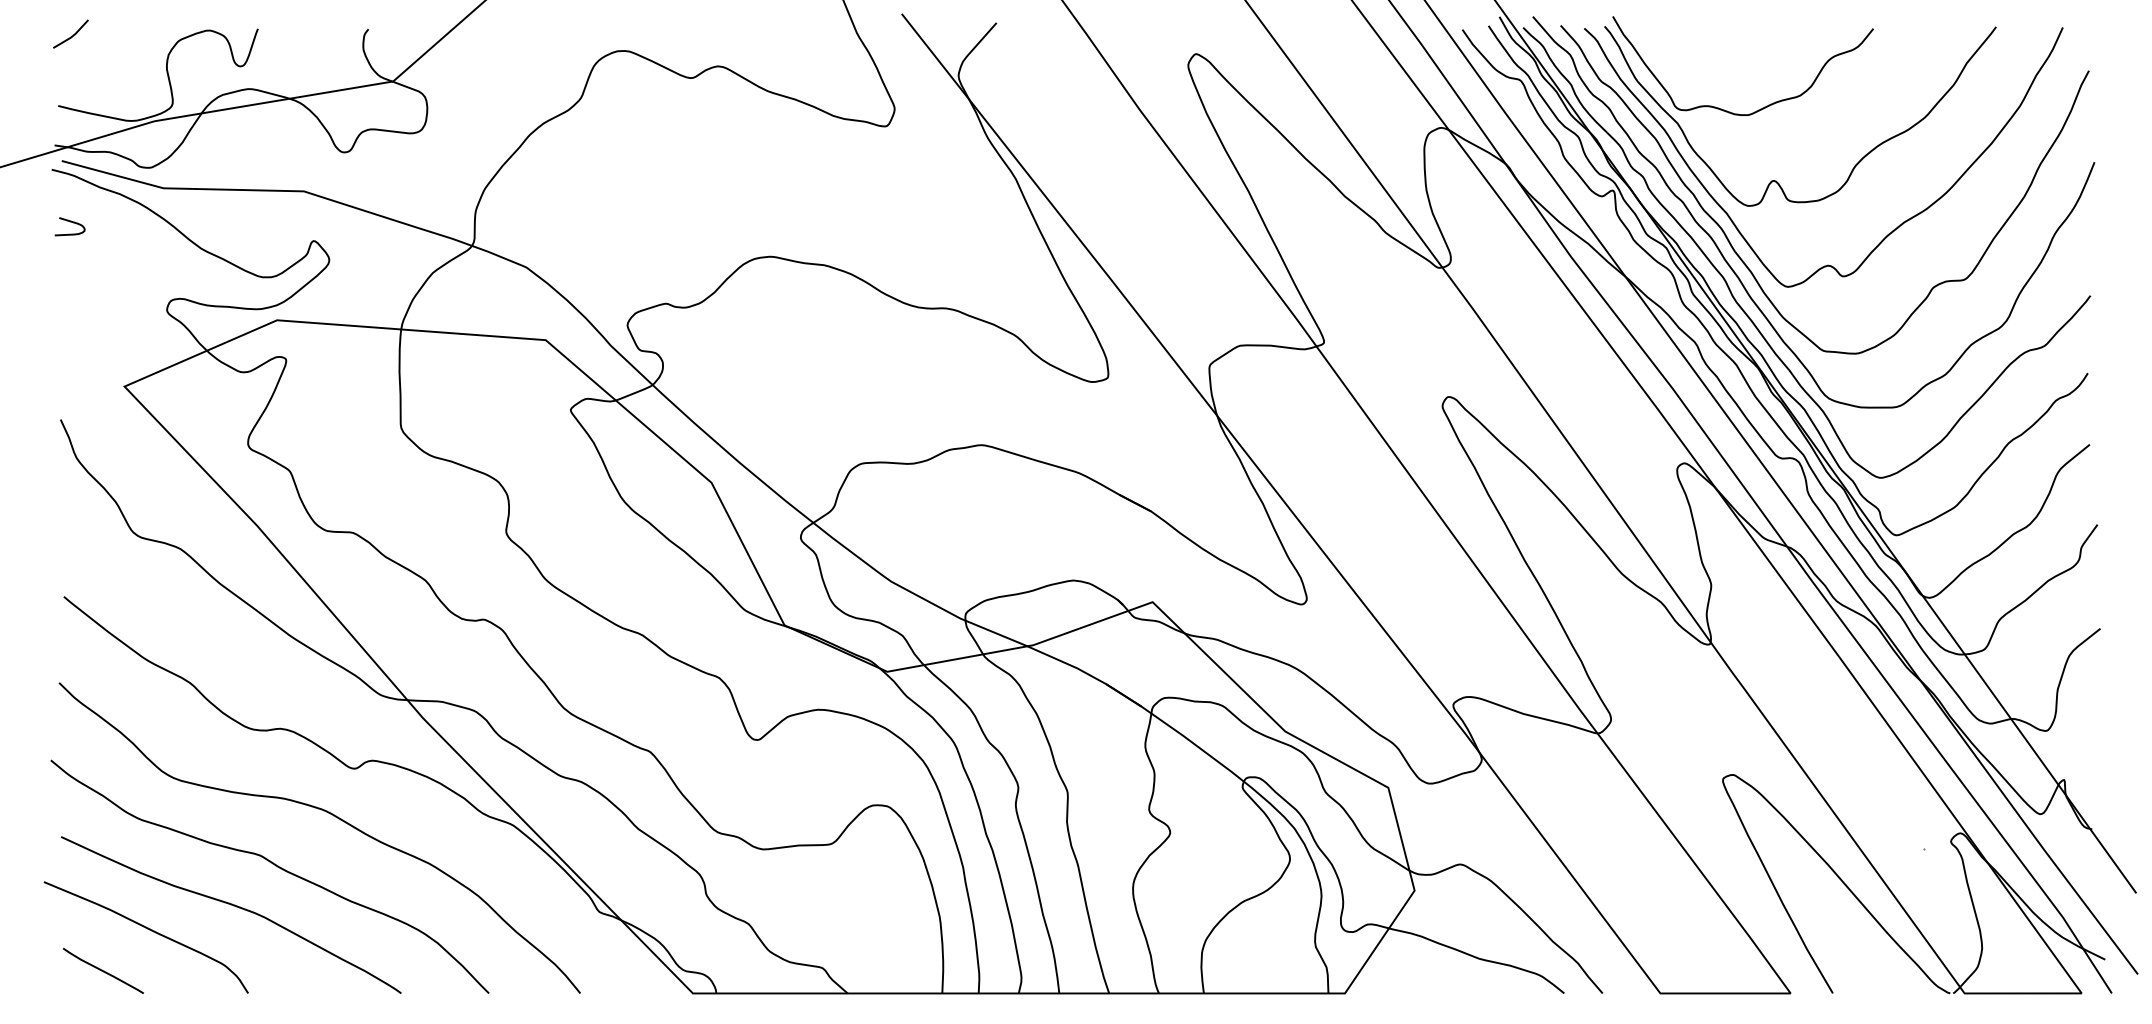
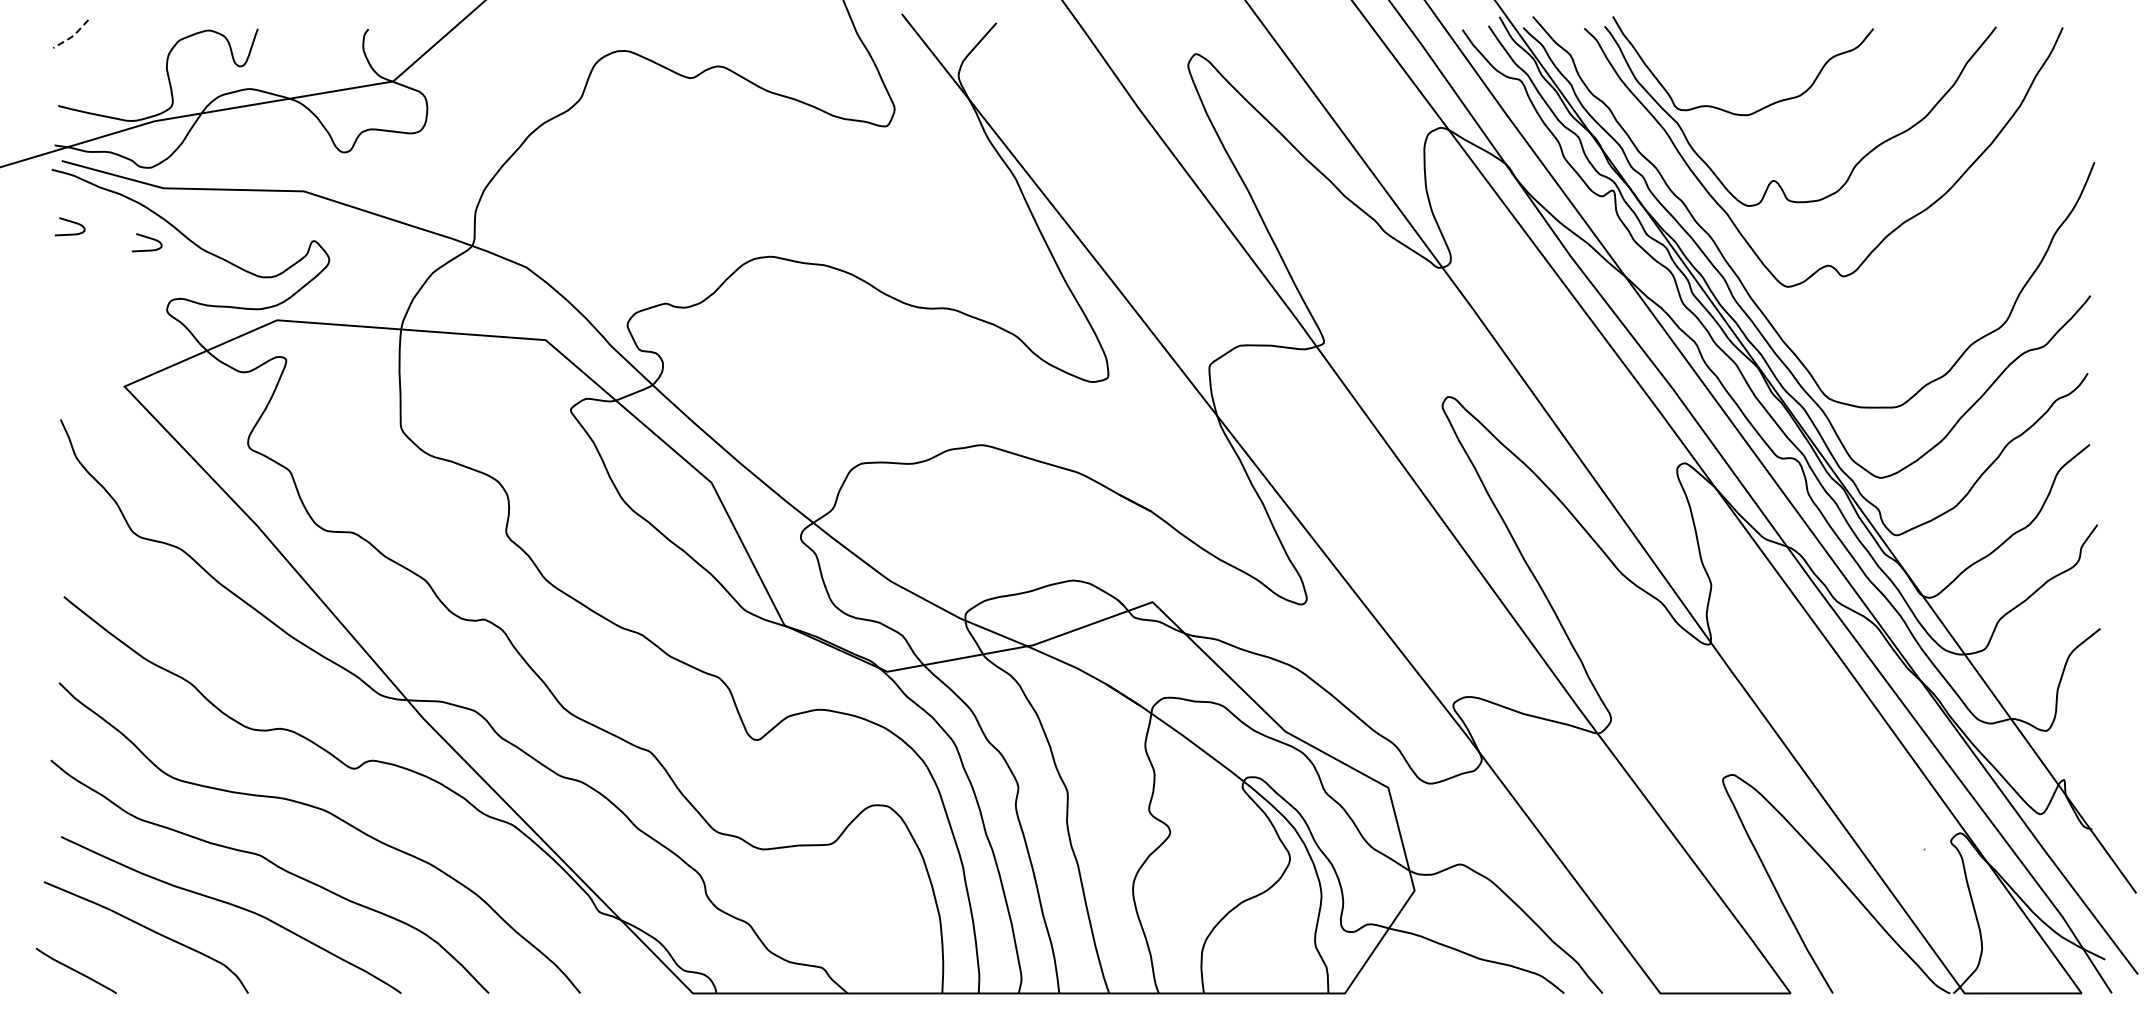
line: solid -> dashed (72, 36)
curve: none -> present (147, 238)
curve: present -> none (1740, 256)
curve position: (103, 970) -> (76, 970) (76, 970)
